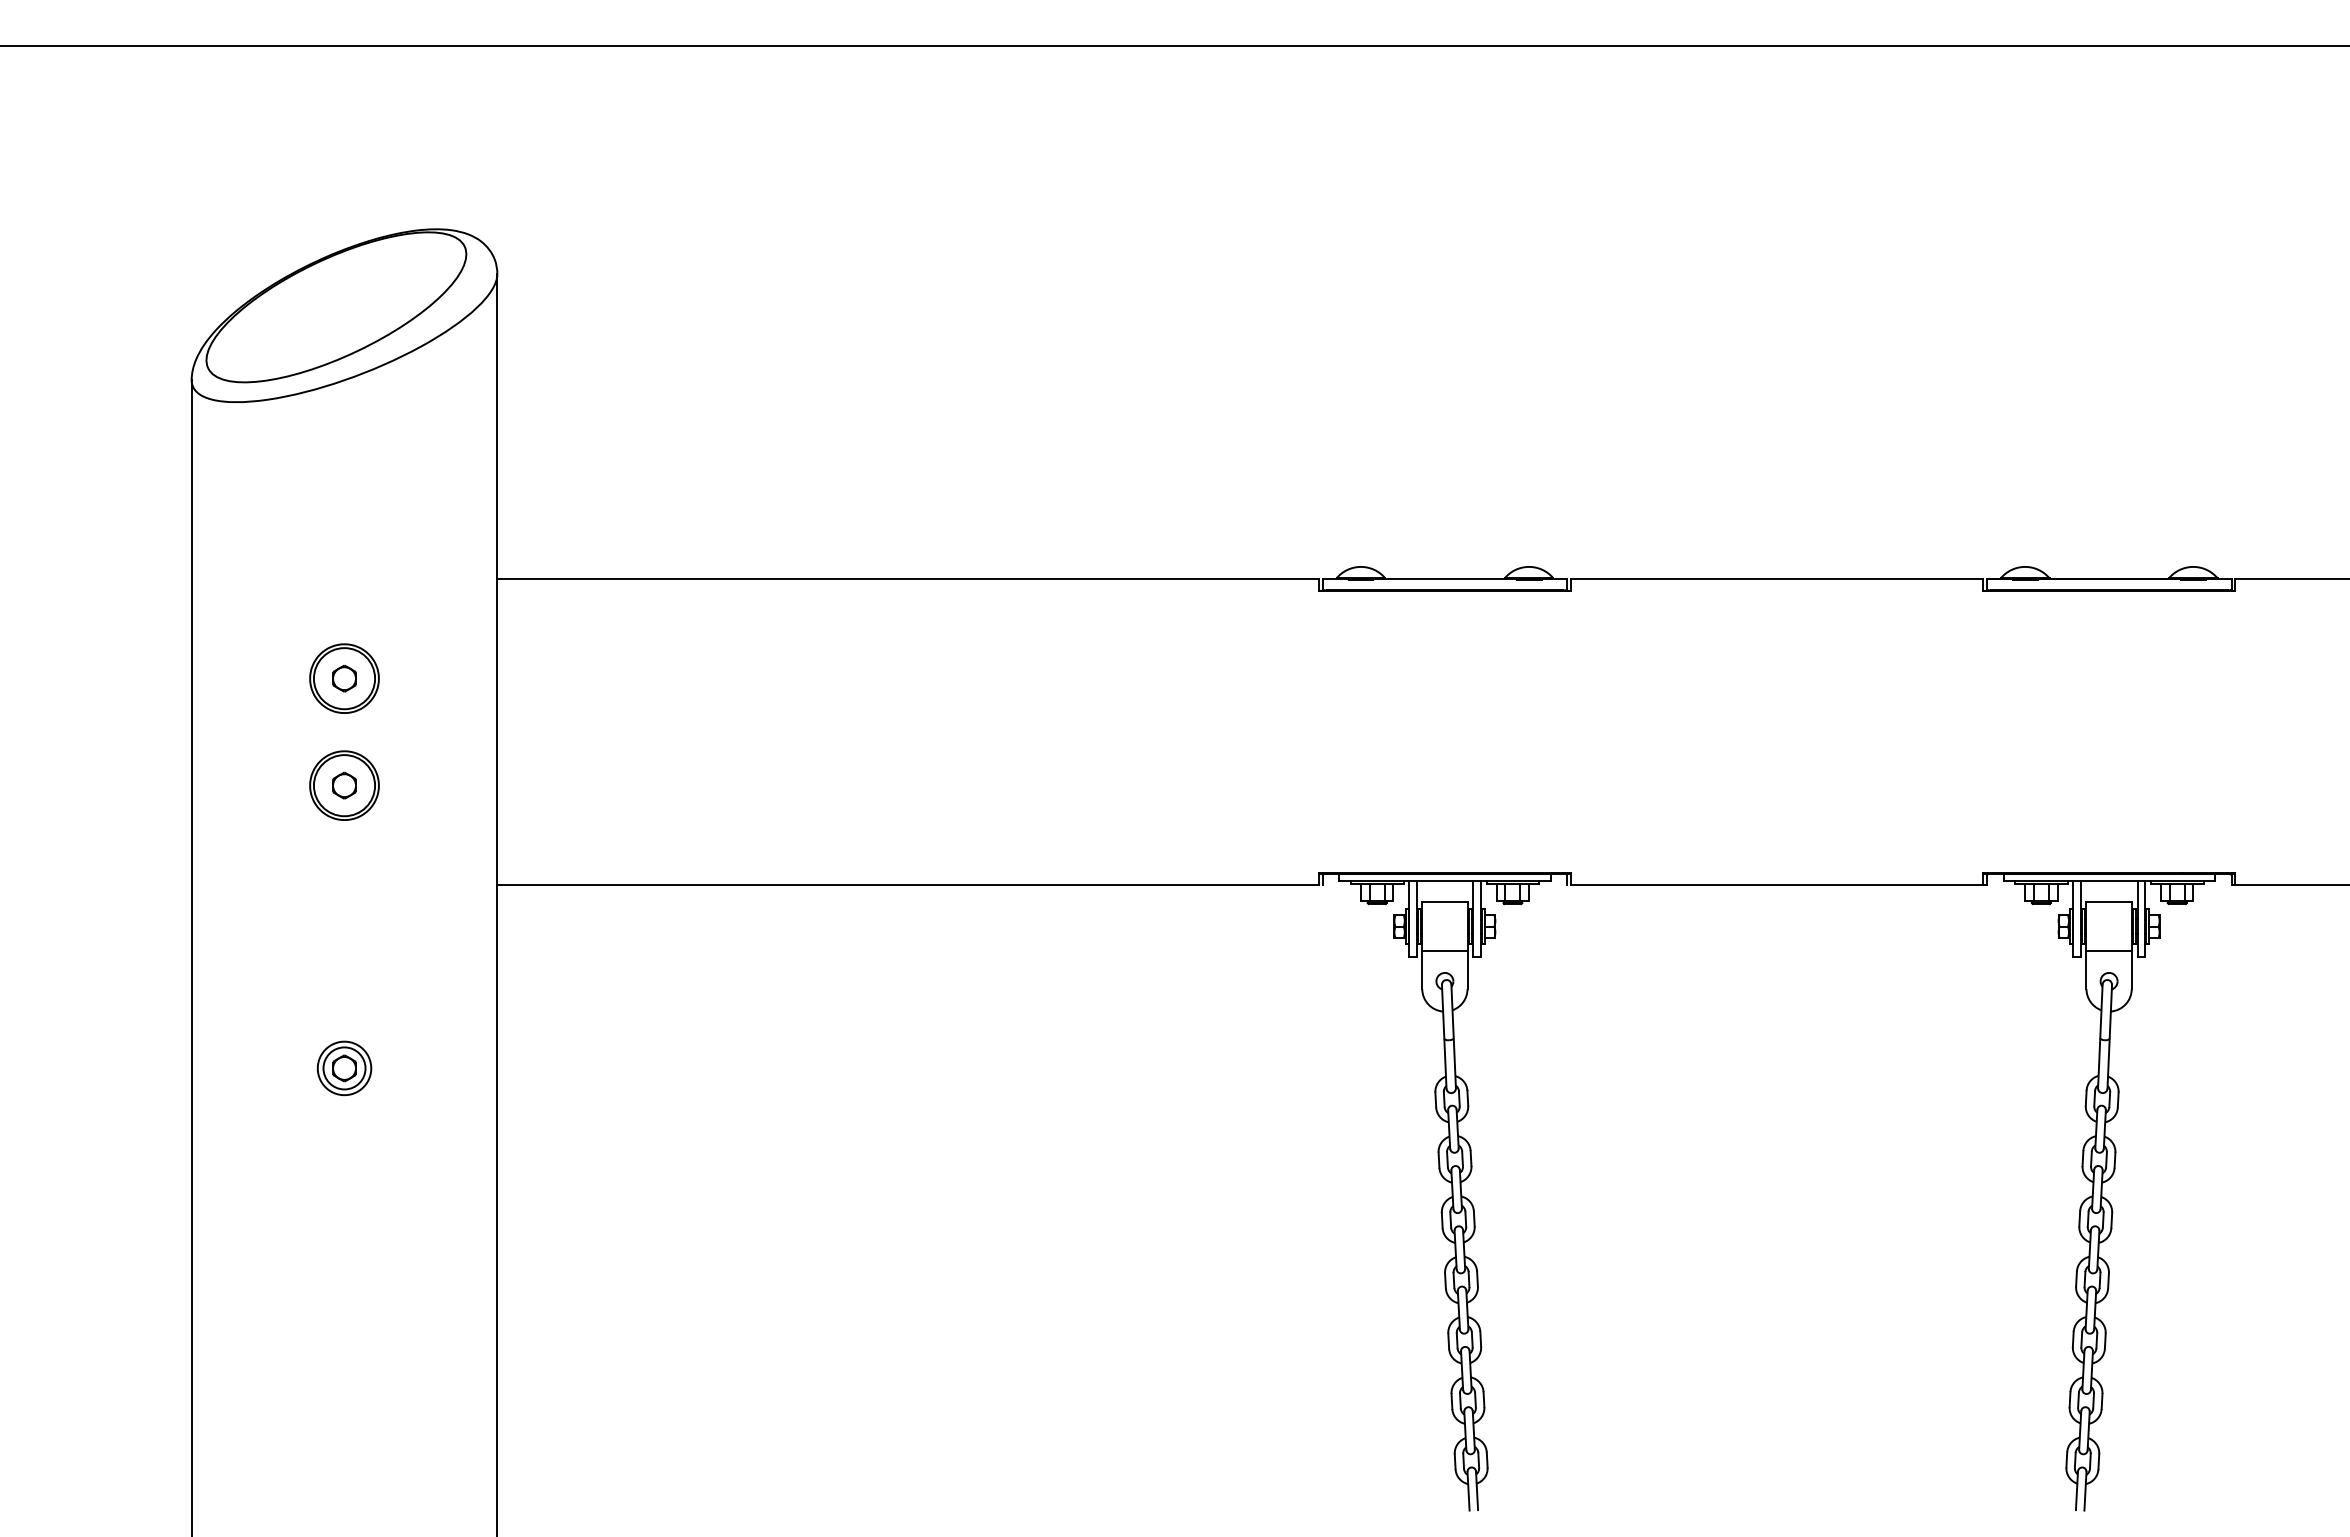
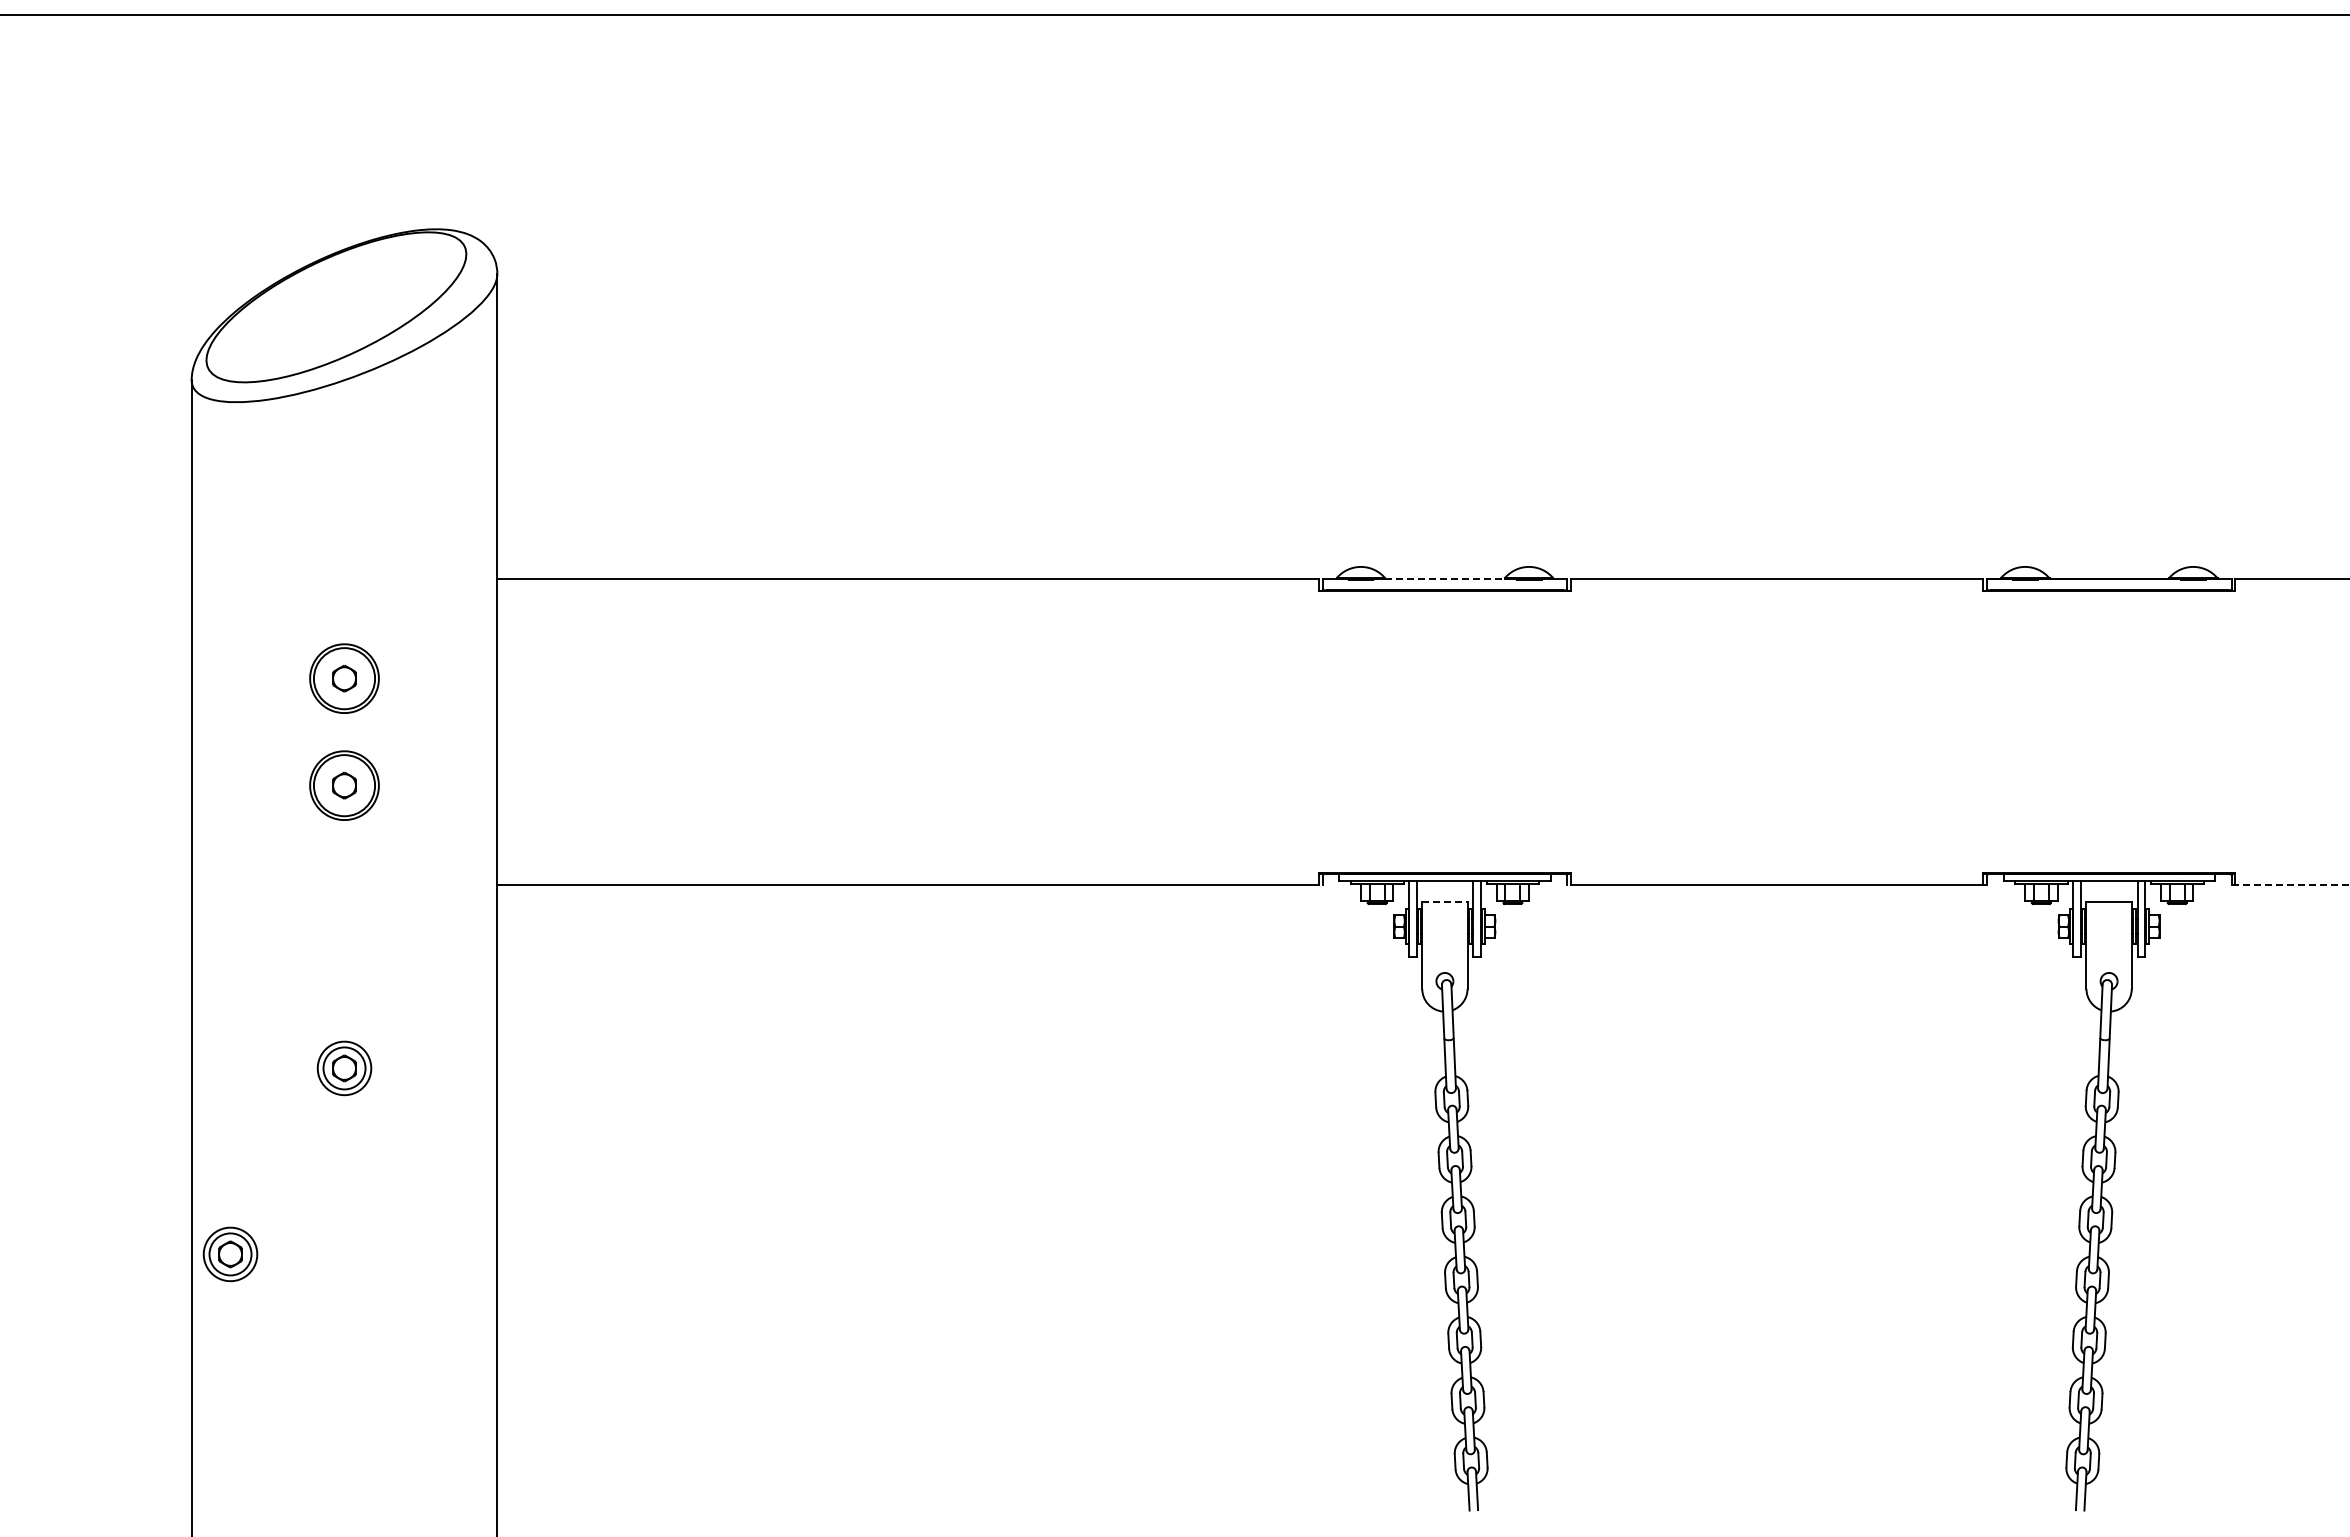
line position: (1174, 45) -> (1174, 14) (1174, 14)
line: solid -> dashed (1445, 579)
line: solid -> dashed (2290, 885)
line: solid -> dashed (1444, 902)
line: present -> none (1444, 951)
line: present -> none (2108, 951)
part: none -> present (230, 1254)
